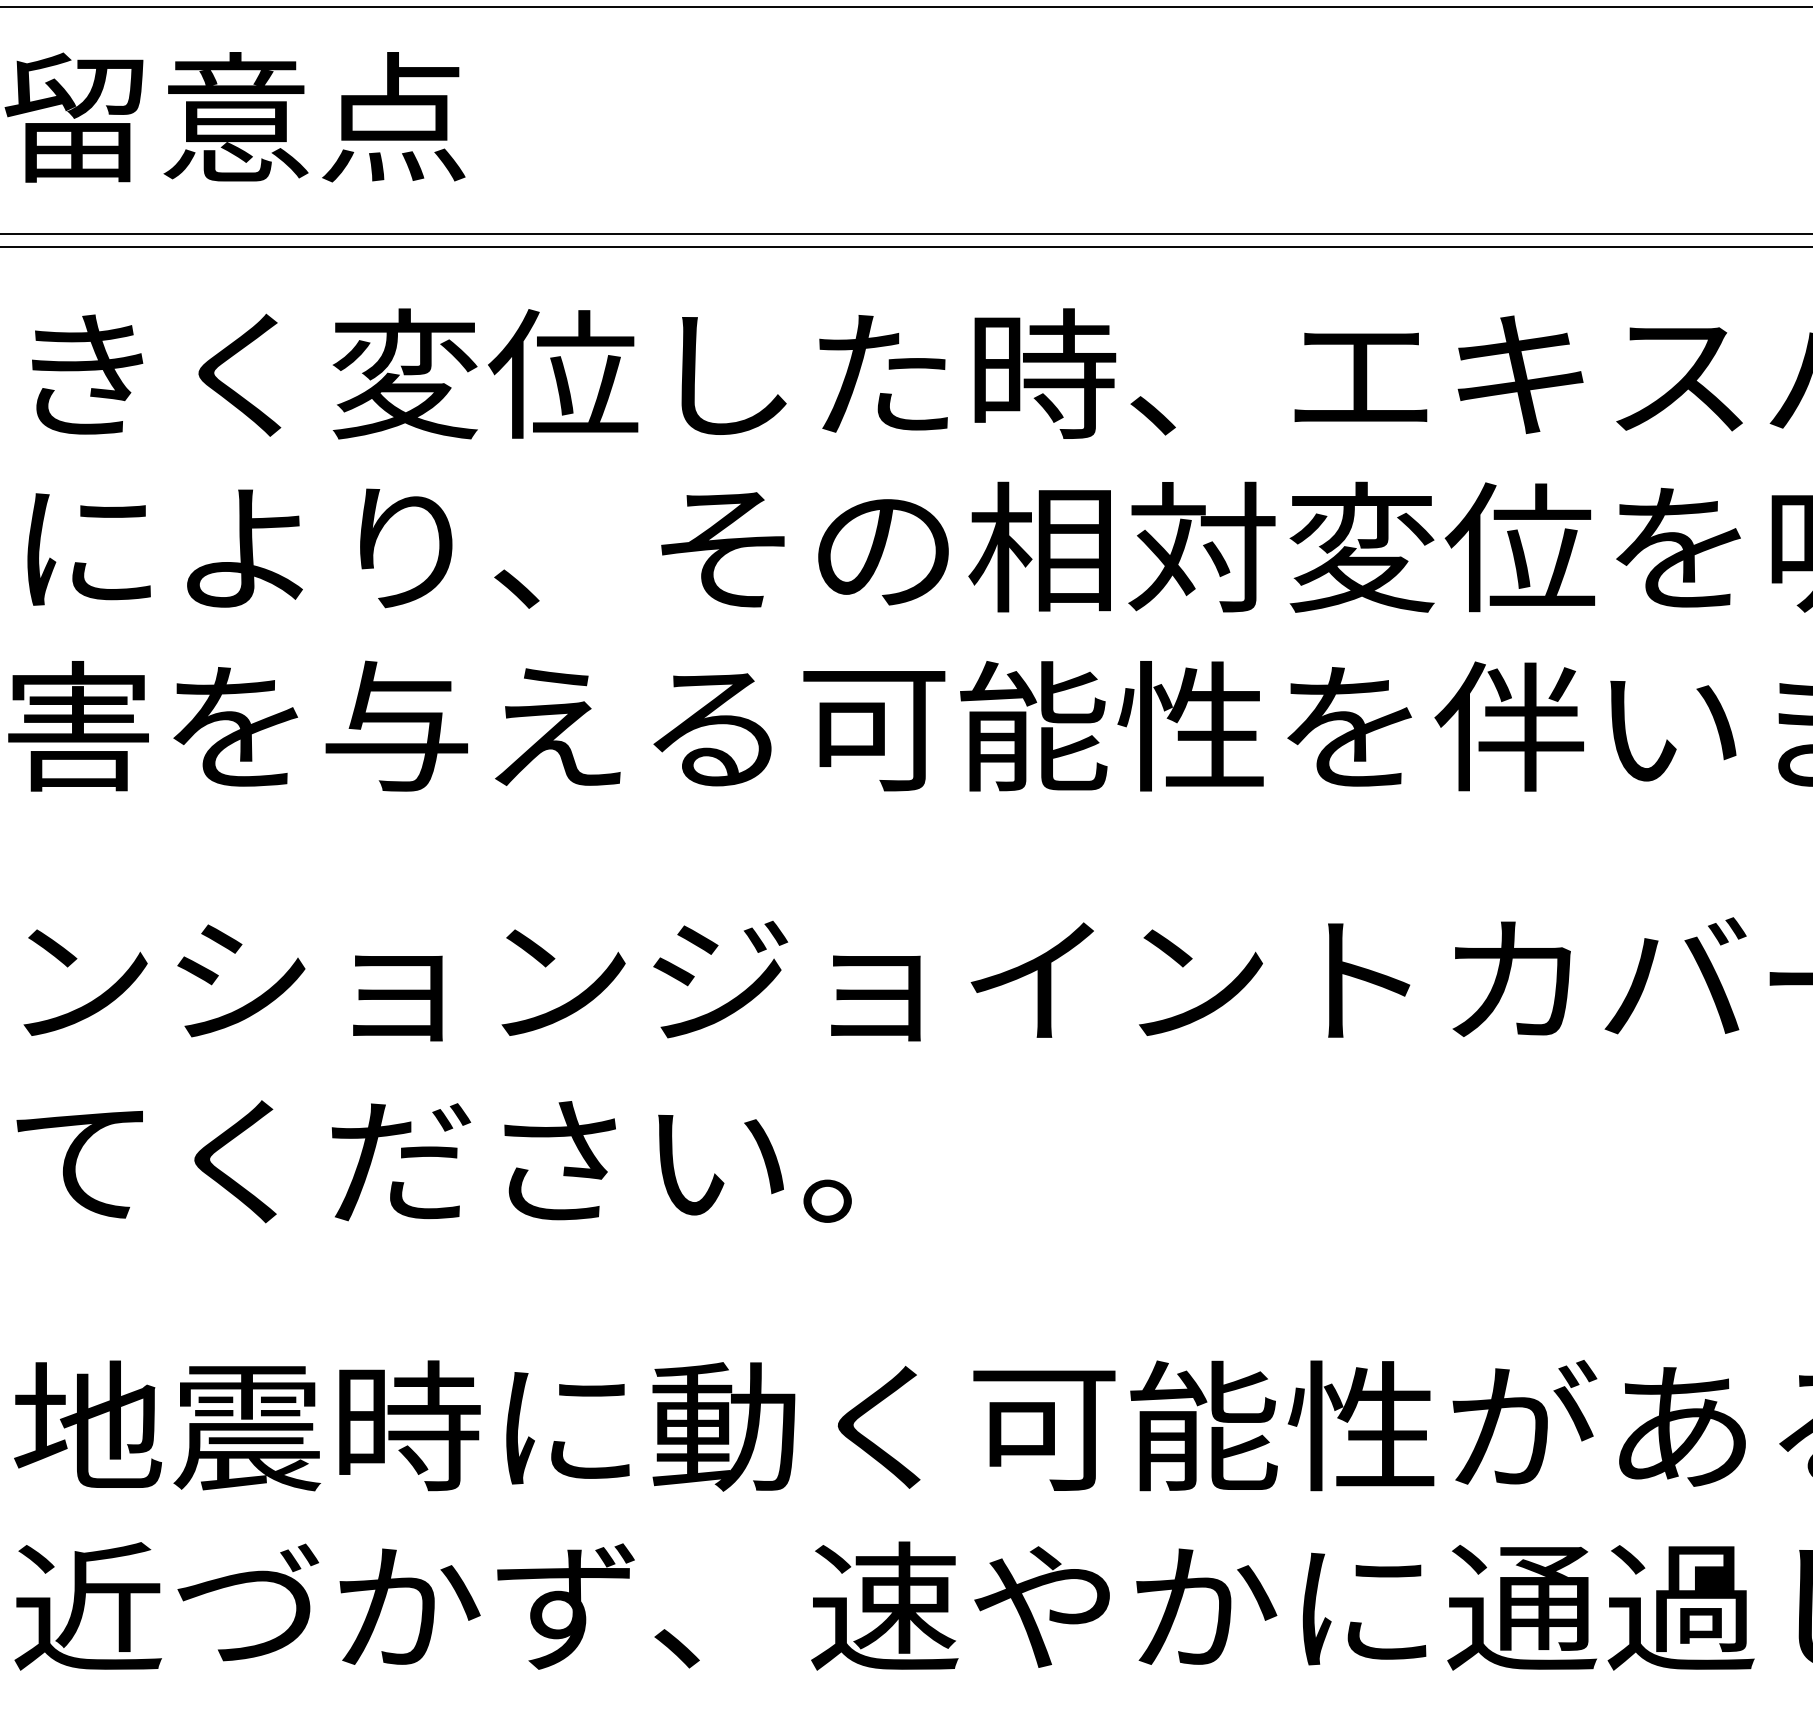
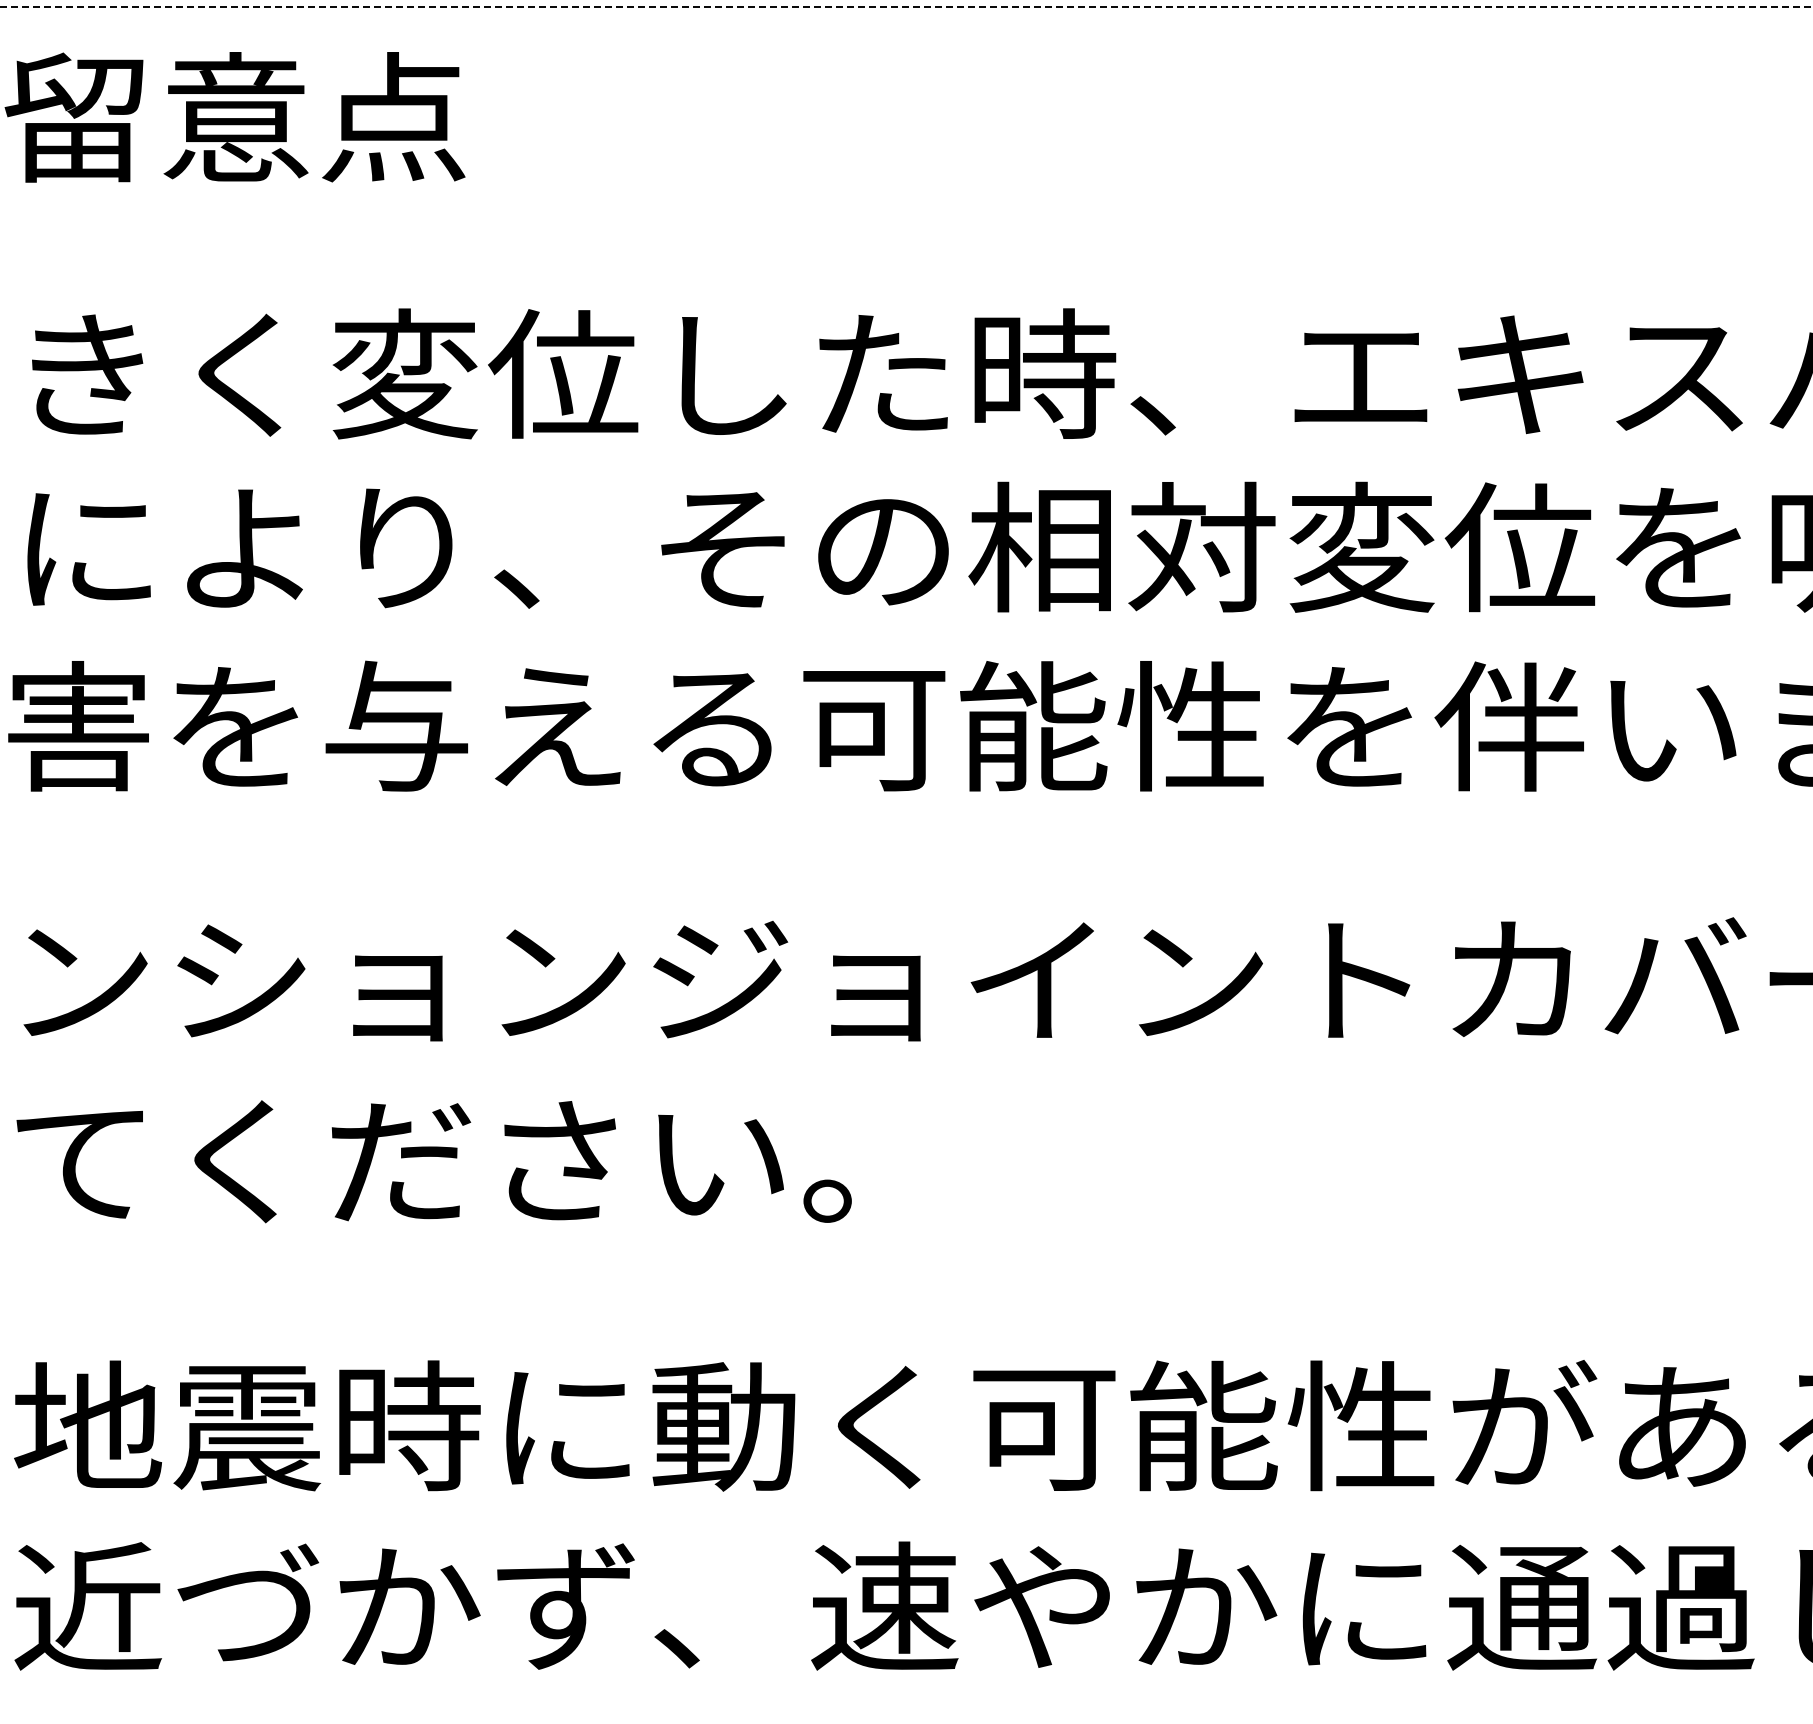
line: solid -> dashed (906, 6)
line: present -> none (905, 233)
line: present -> none (905, 247)
